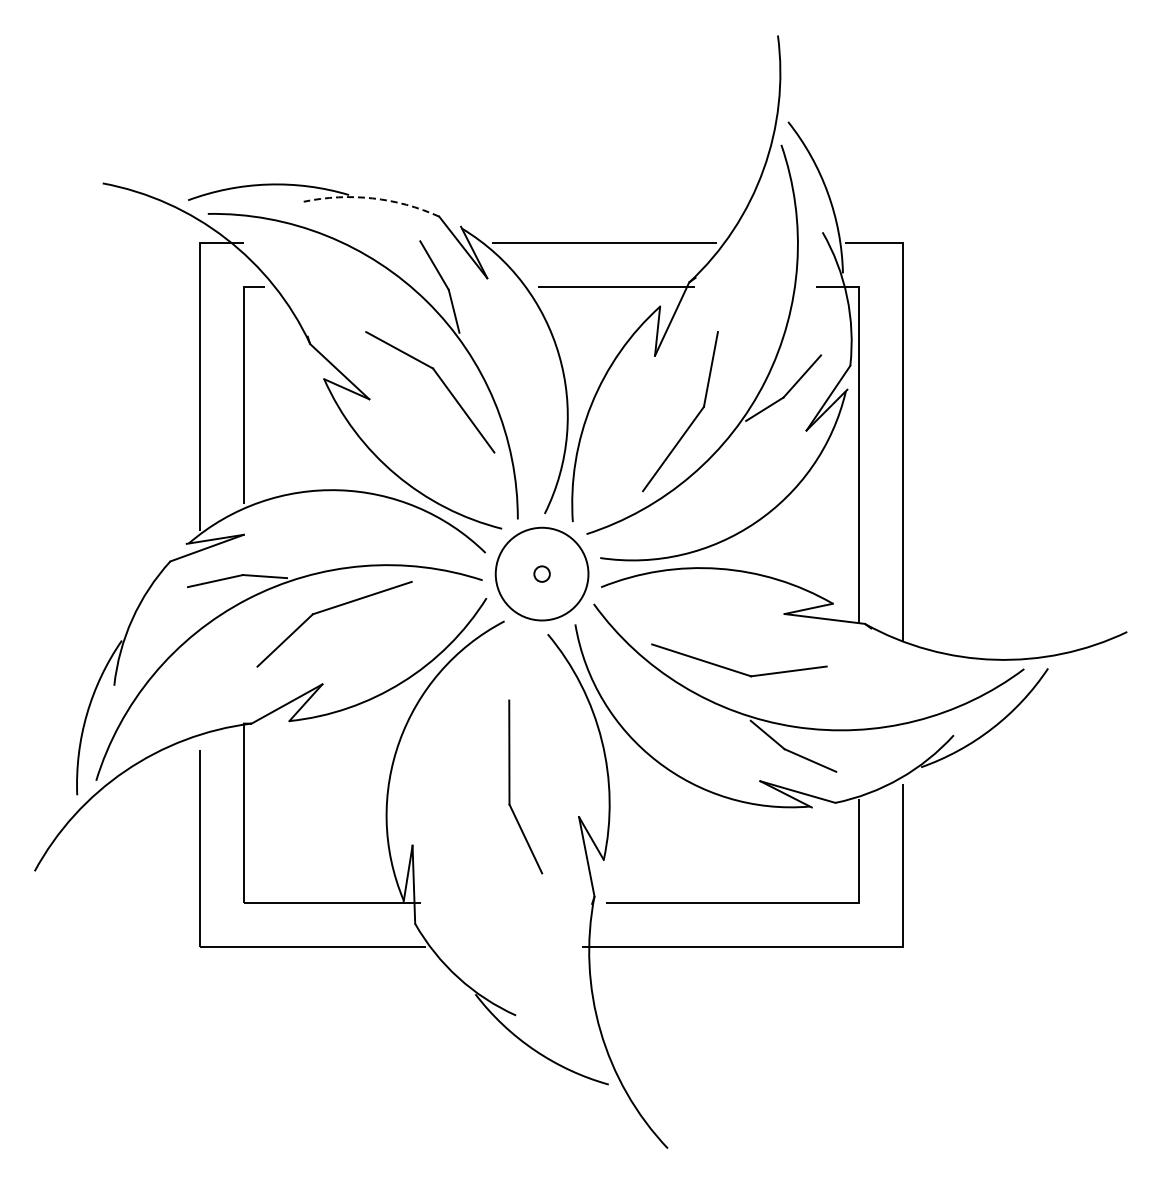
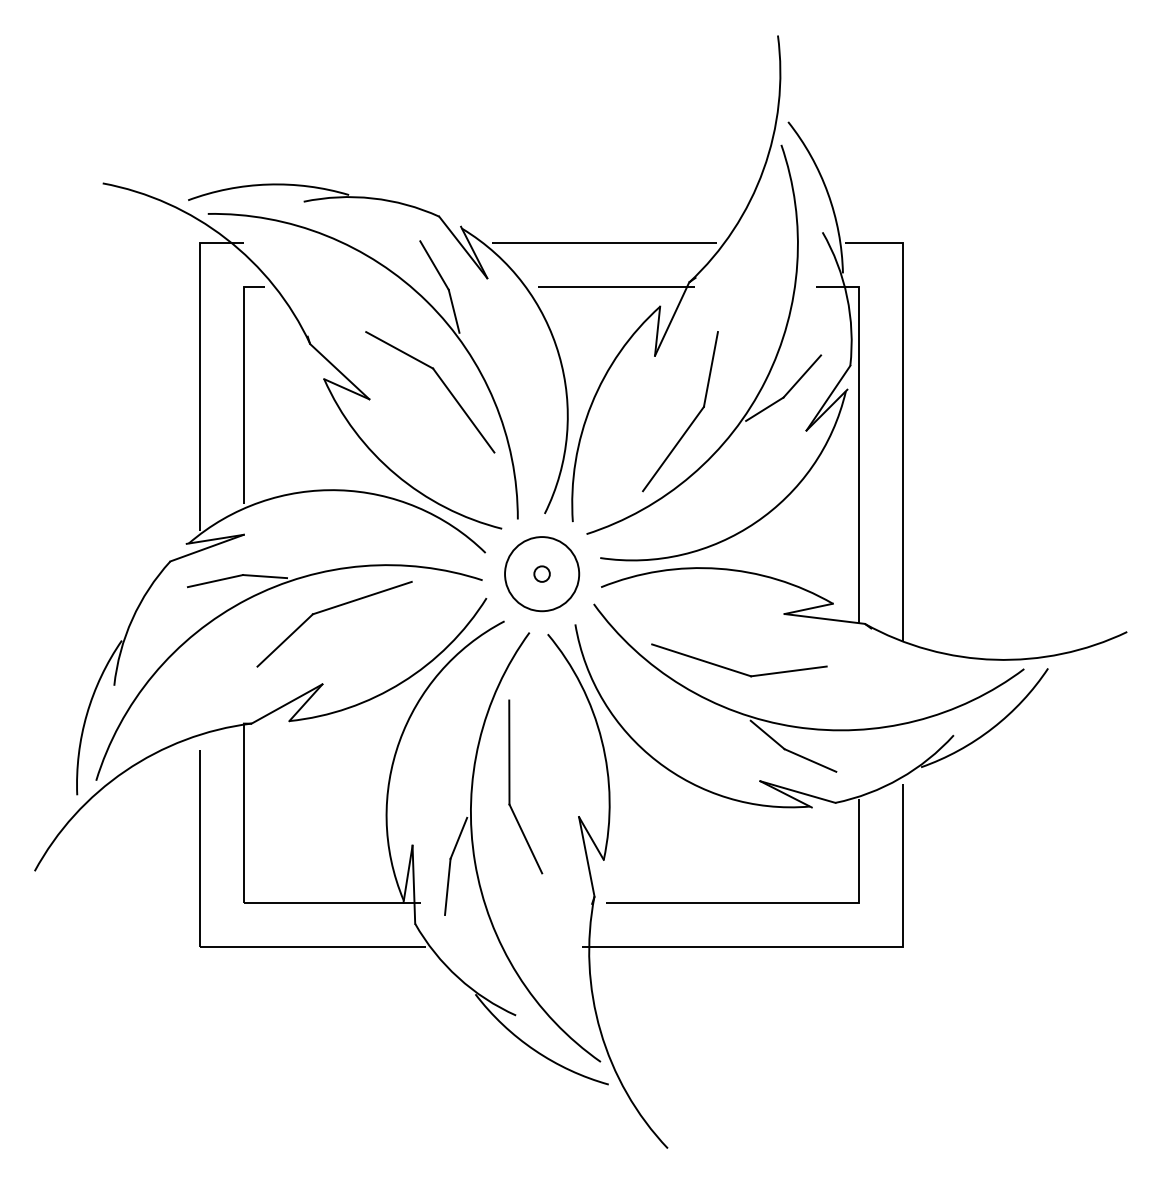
arc: dashed -> solid (372, 198)
circle diameter: 93 px -> 74 px (542, 574)
part: none -> present (474, 849)
